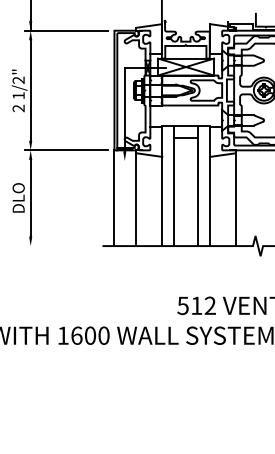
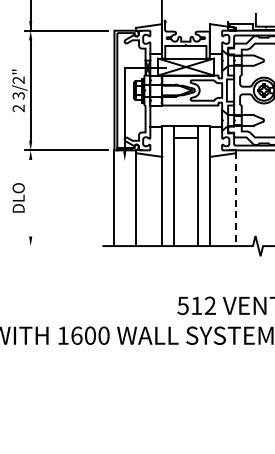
text: 1/2" -> 3/2" (18, 95)
line: present -> none (30, 197)
line: solid -> dashed (236, 199)
